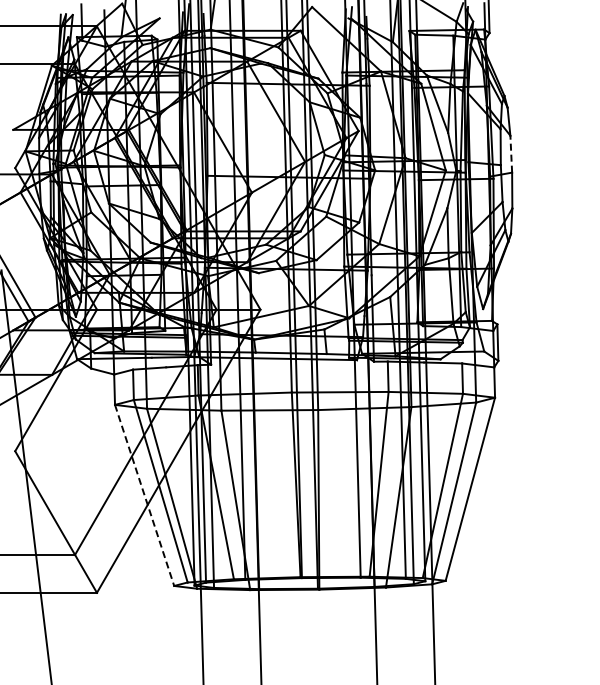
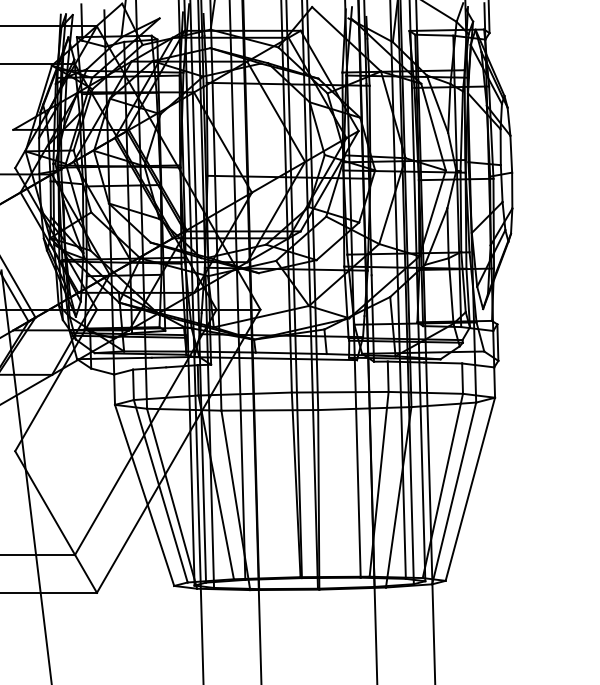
line: dashed -> solid (511, 153)
line: dashed -> solid (144, 495)
